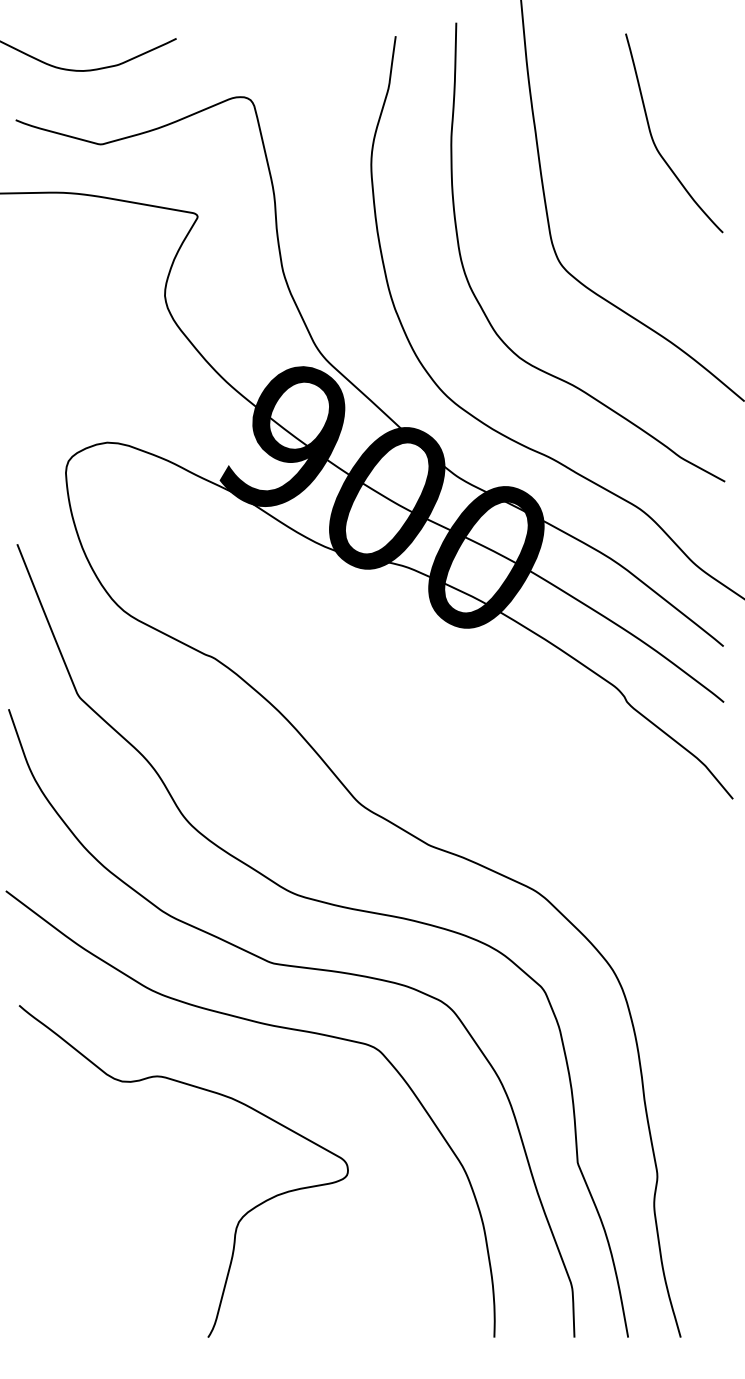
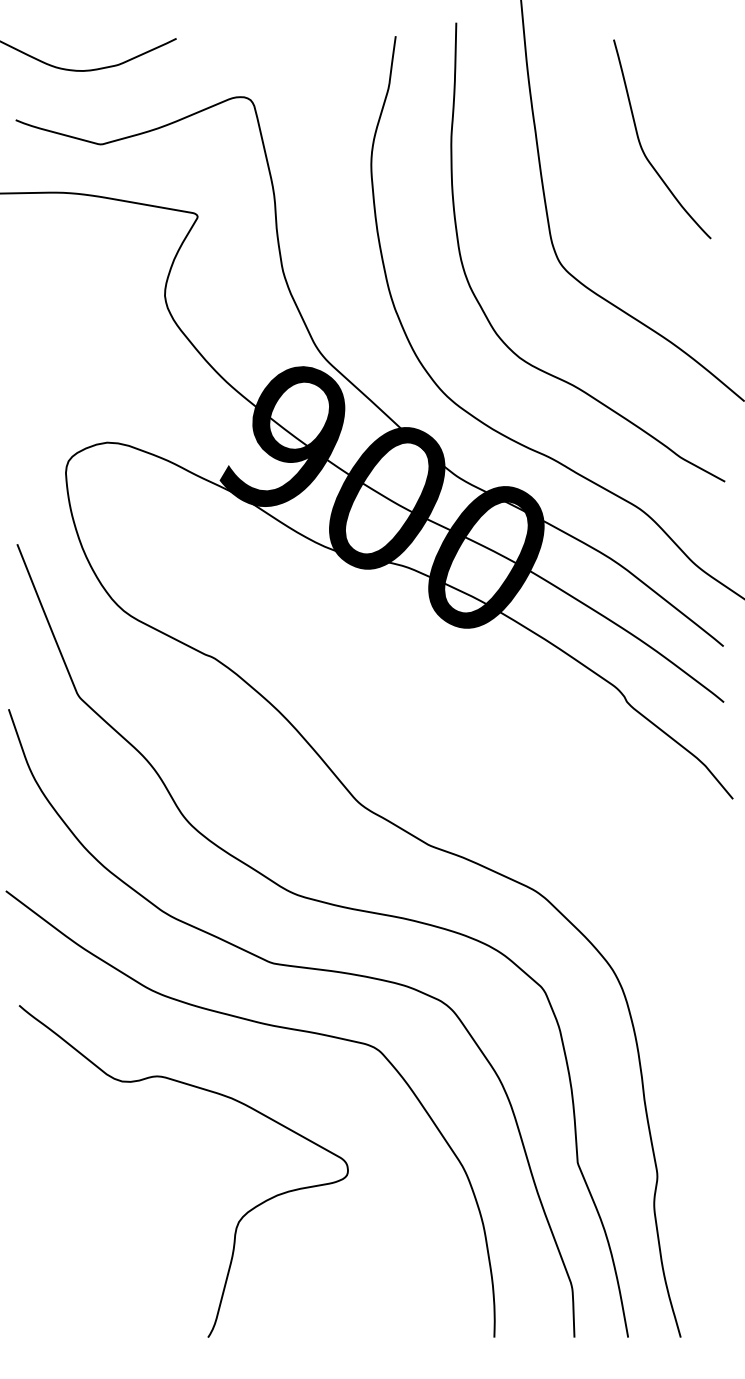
curve position: (655, 143) -> (643, 149) (643, 149)
